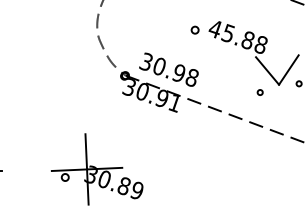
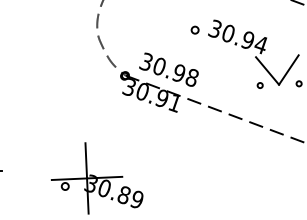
text: 45.88 -> 30.94 (237, 36)
circle position: (259, 92) -> (259, 85) (259, 85)
part position: (96, 169) -> (96, 178) (96, 178)
